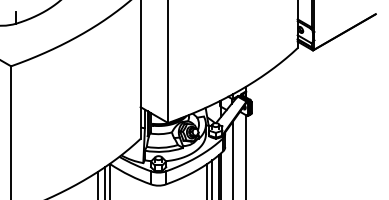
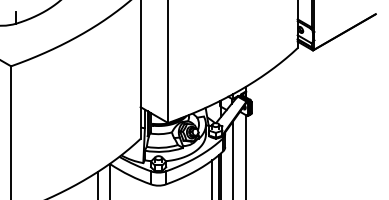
line: present -> none (206, 180)
line: present -> none (104, 181)
